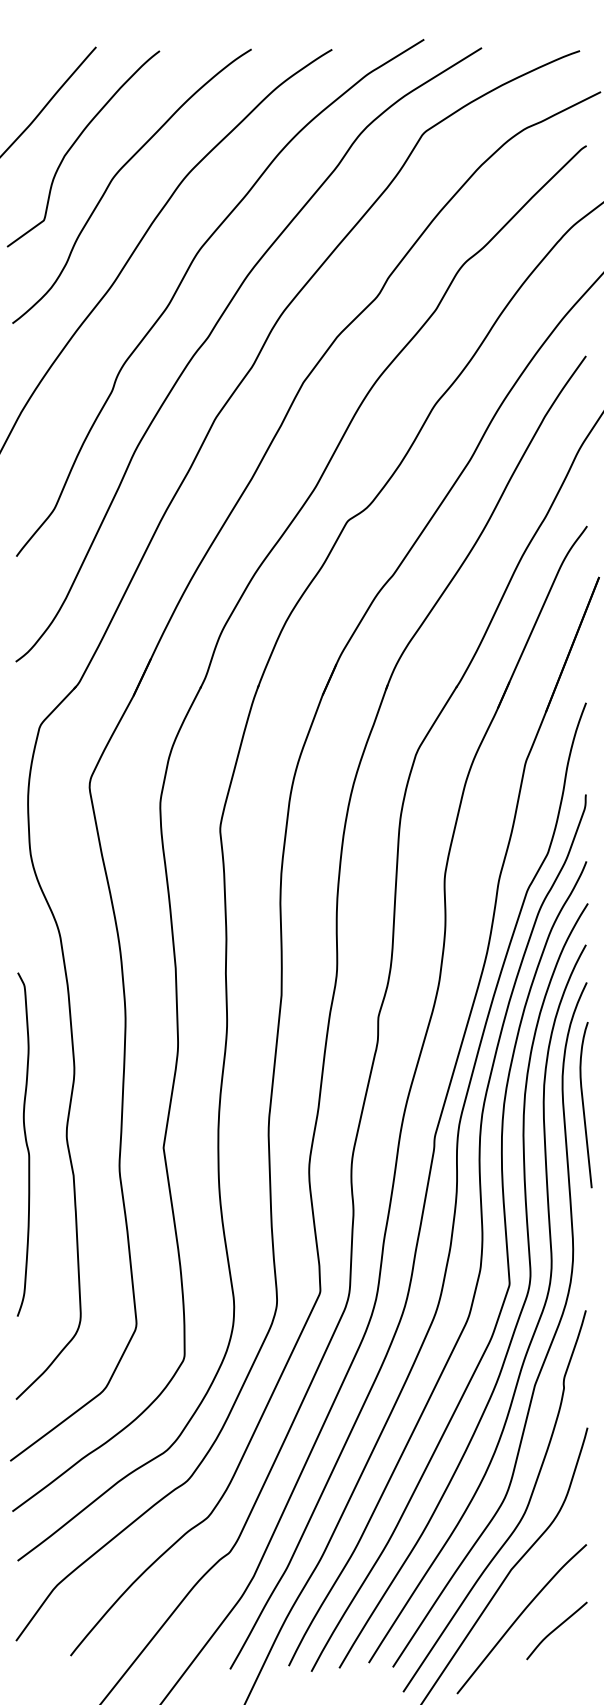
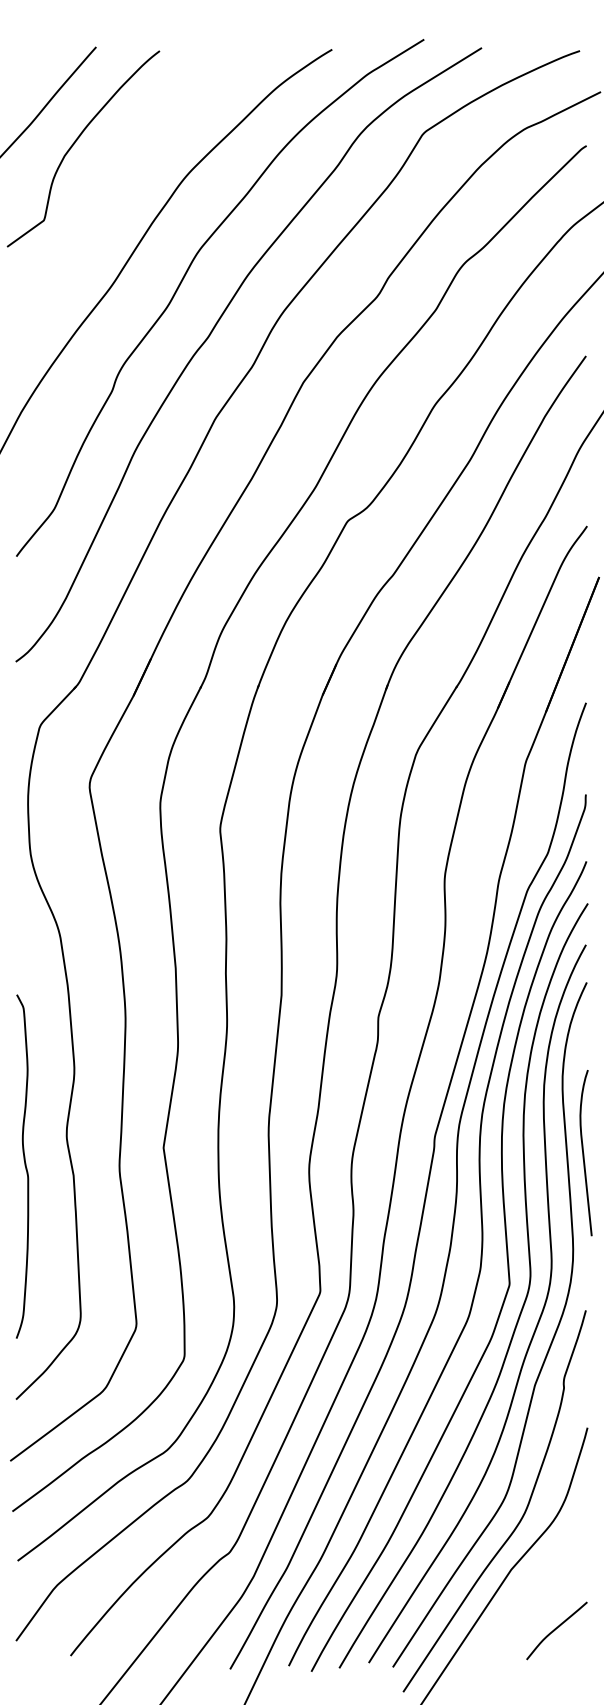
curve: present -> none (118, 173)
curve position: (584, 1105) -> (584, 1153) (584, 1153)
curve position: (25, 1143) -> (24, 1165) (24, 1165)
curve: present -> none (519, 1617)
